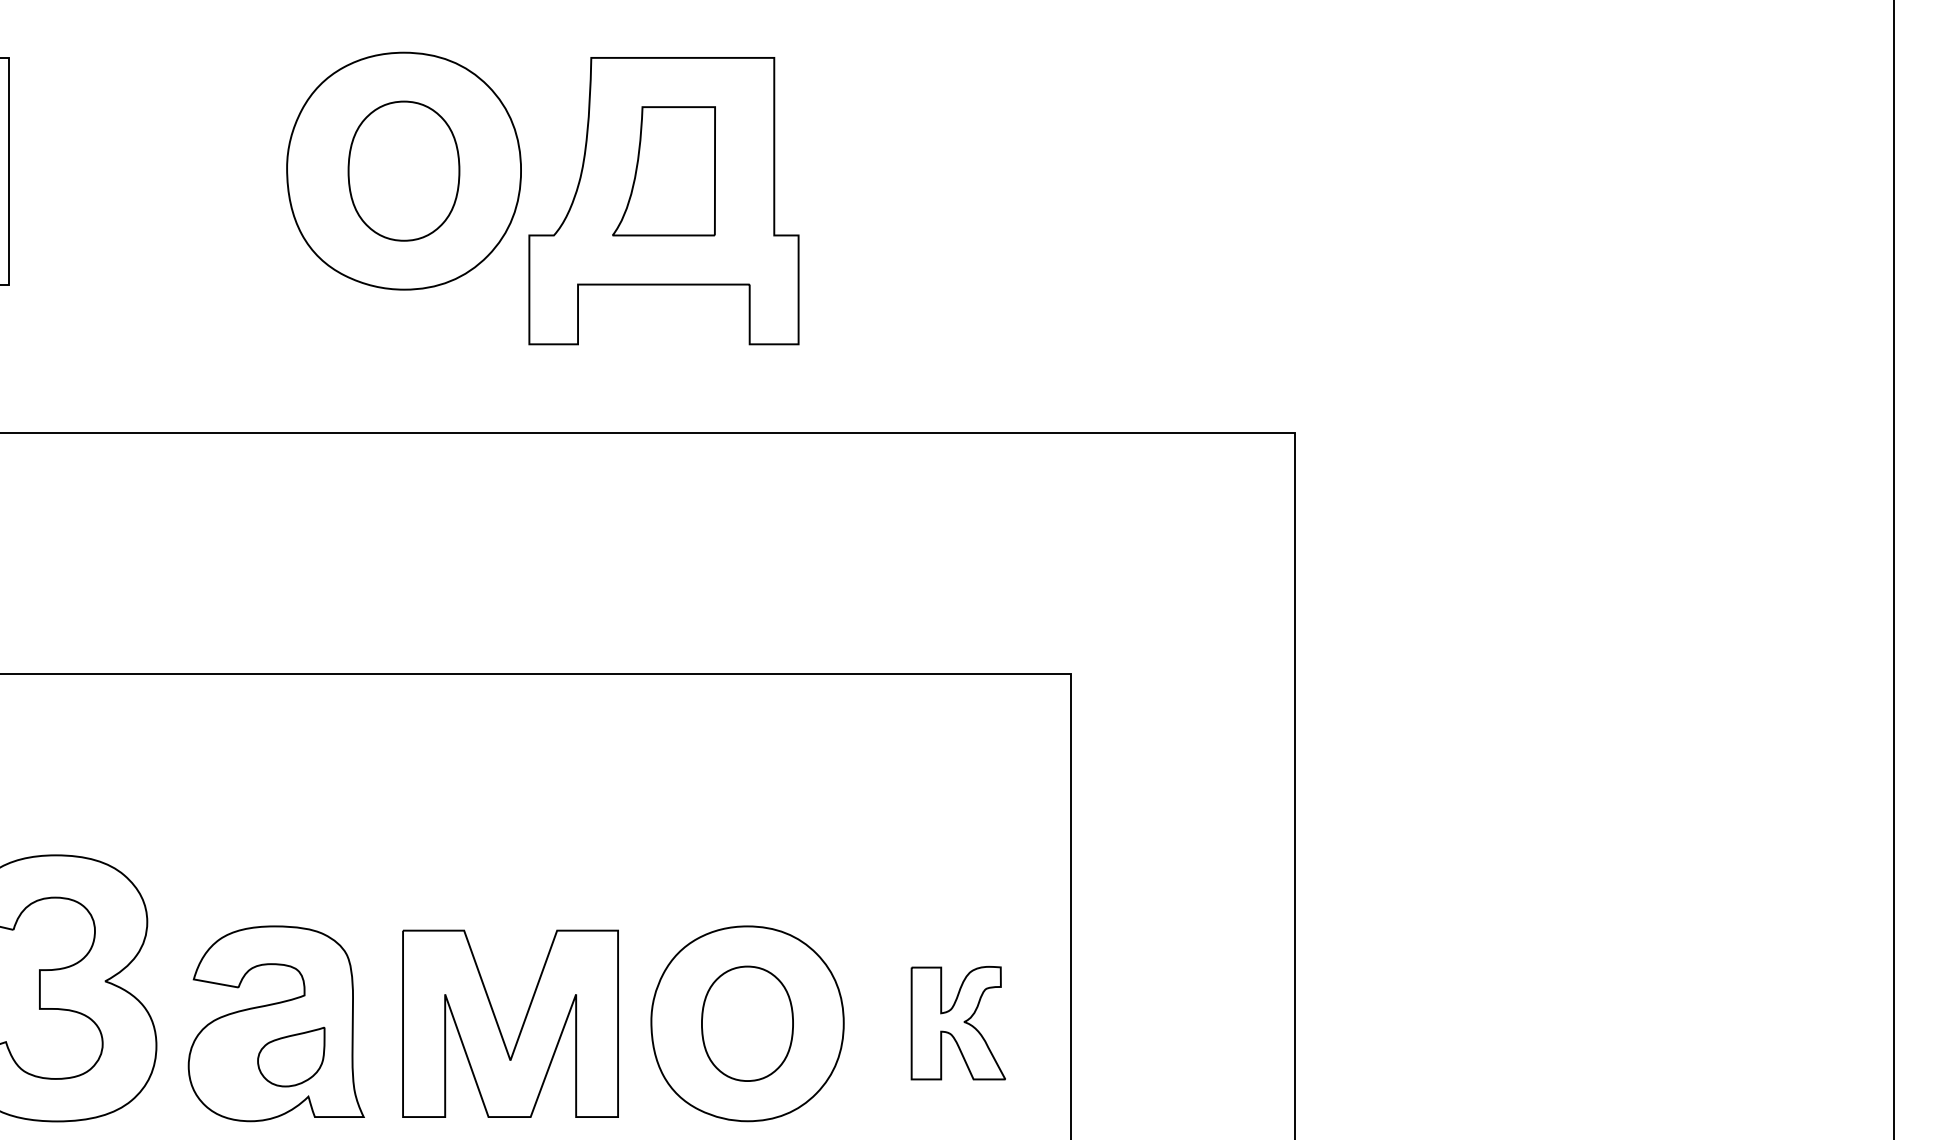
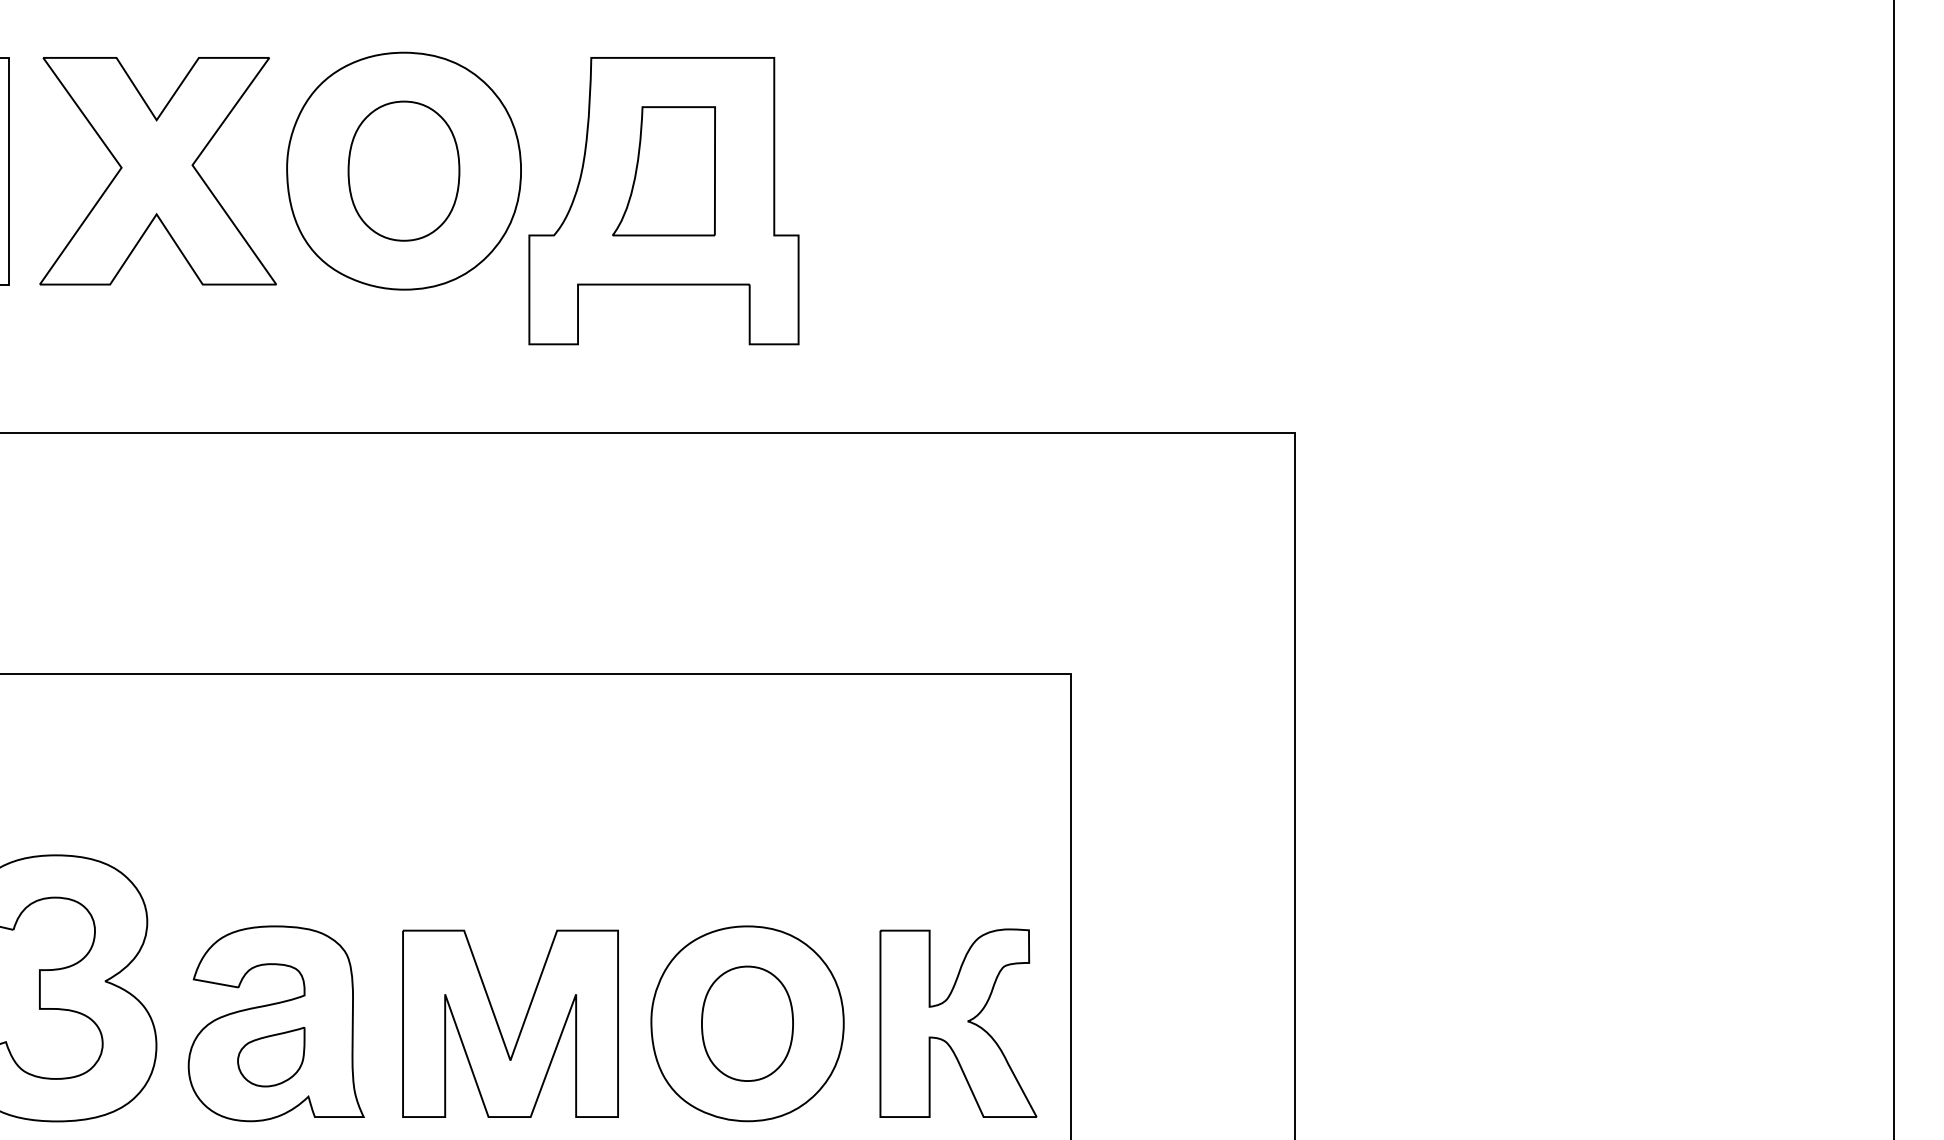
part: none -> present (157, 171)
part size: 96x115 px -> 159x190 px (958, 1022)
part position: (291, 1056) -> (271, 1056) (271, 1056)
